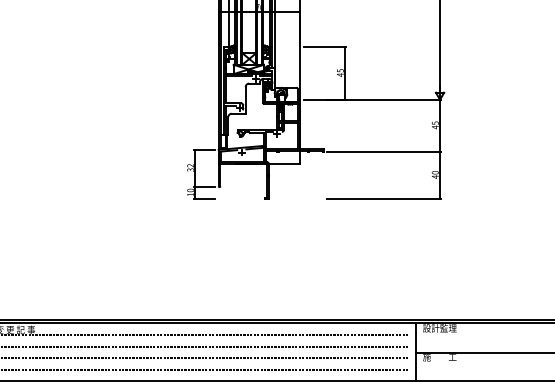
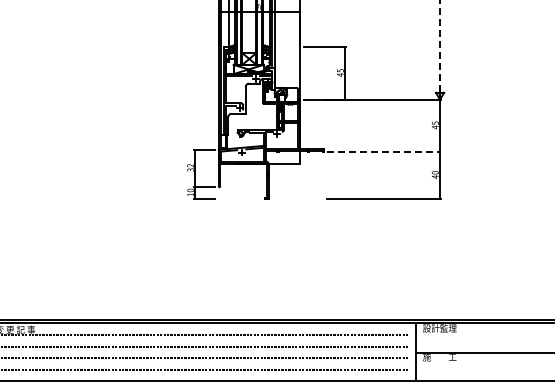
line: solid -> dashed (440, 45)
line: solid -> dashed (384, 152)
